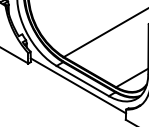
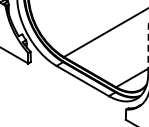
line: solid -> dashed (148, 49)
line: present -> none (78, 85)
